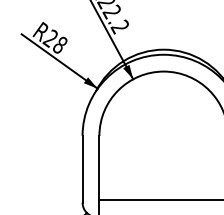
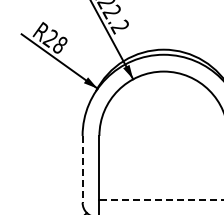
line: solid -> dashed (82, 169)
line: solid -> dashed (161, 200)
